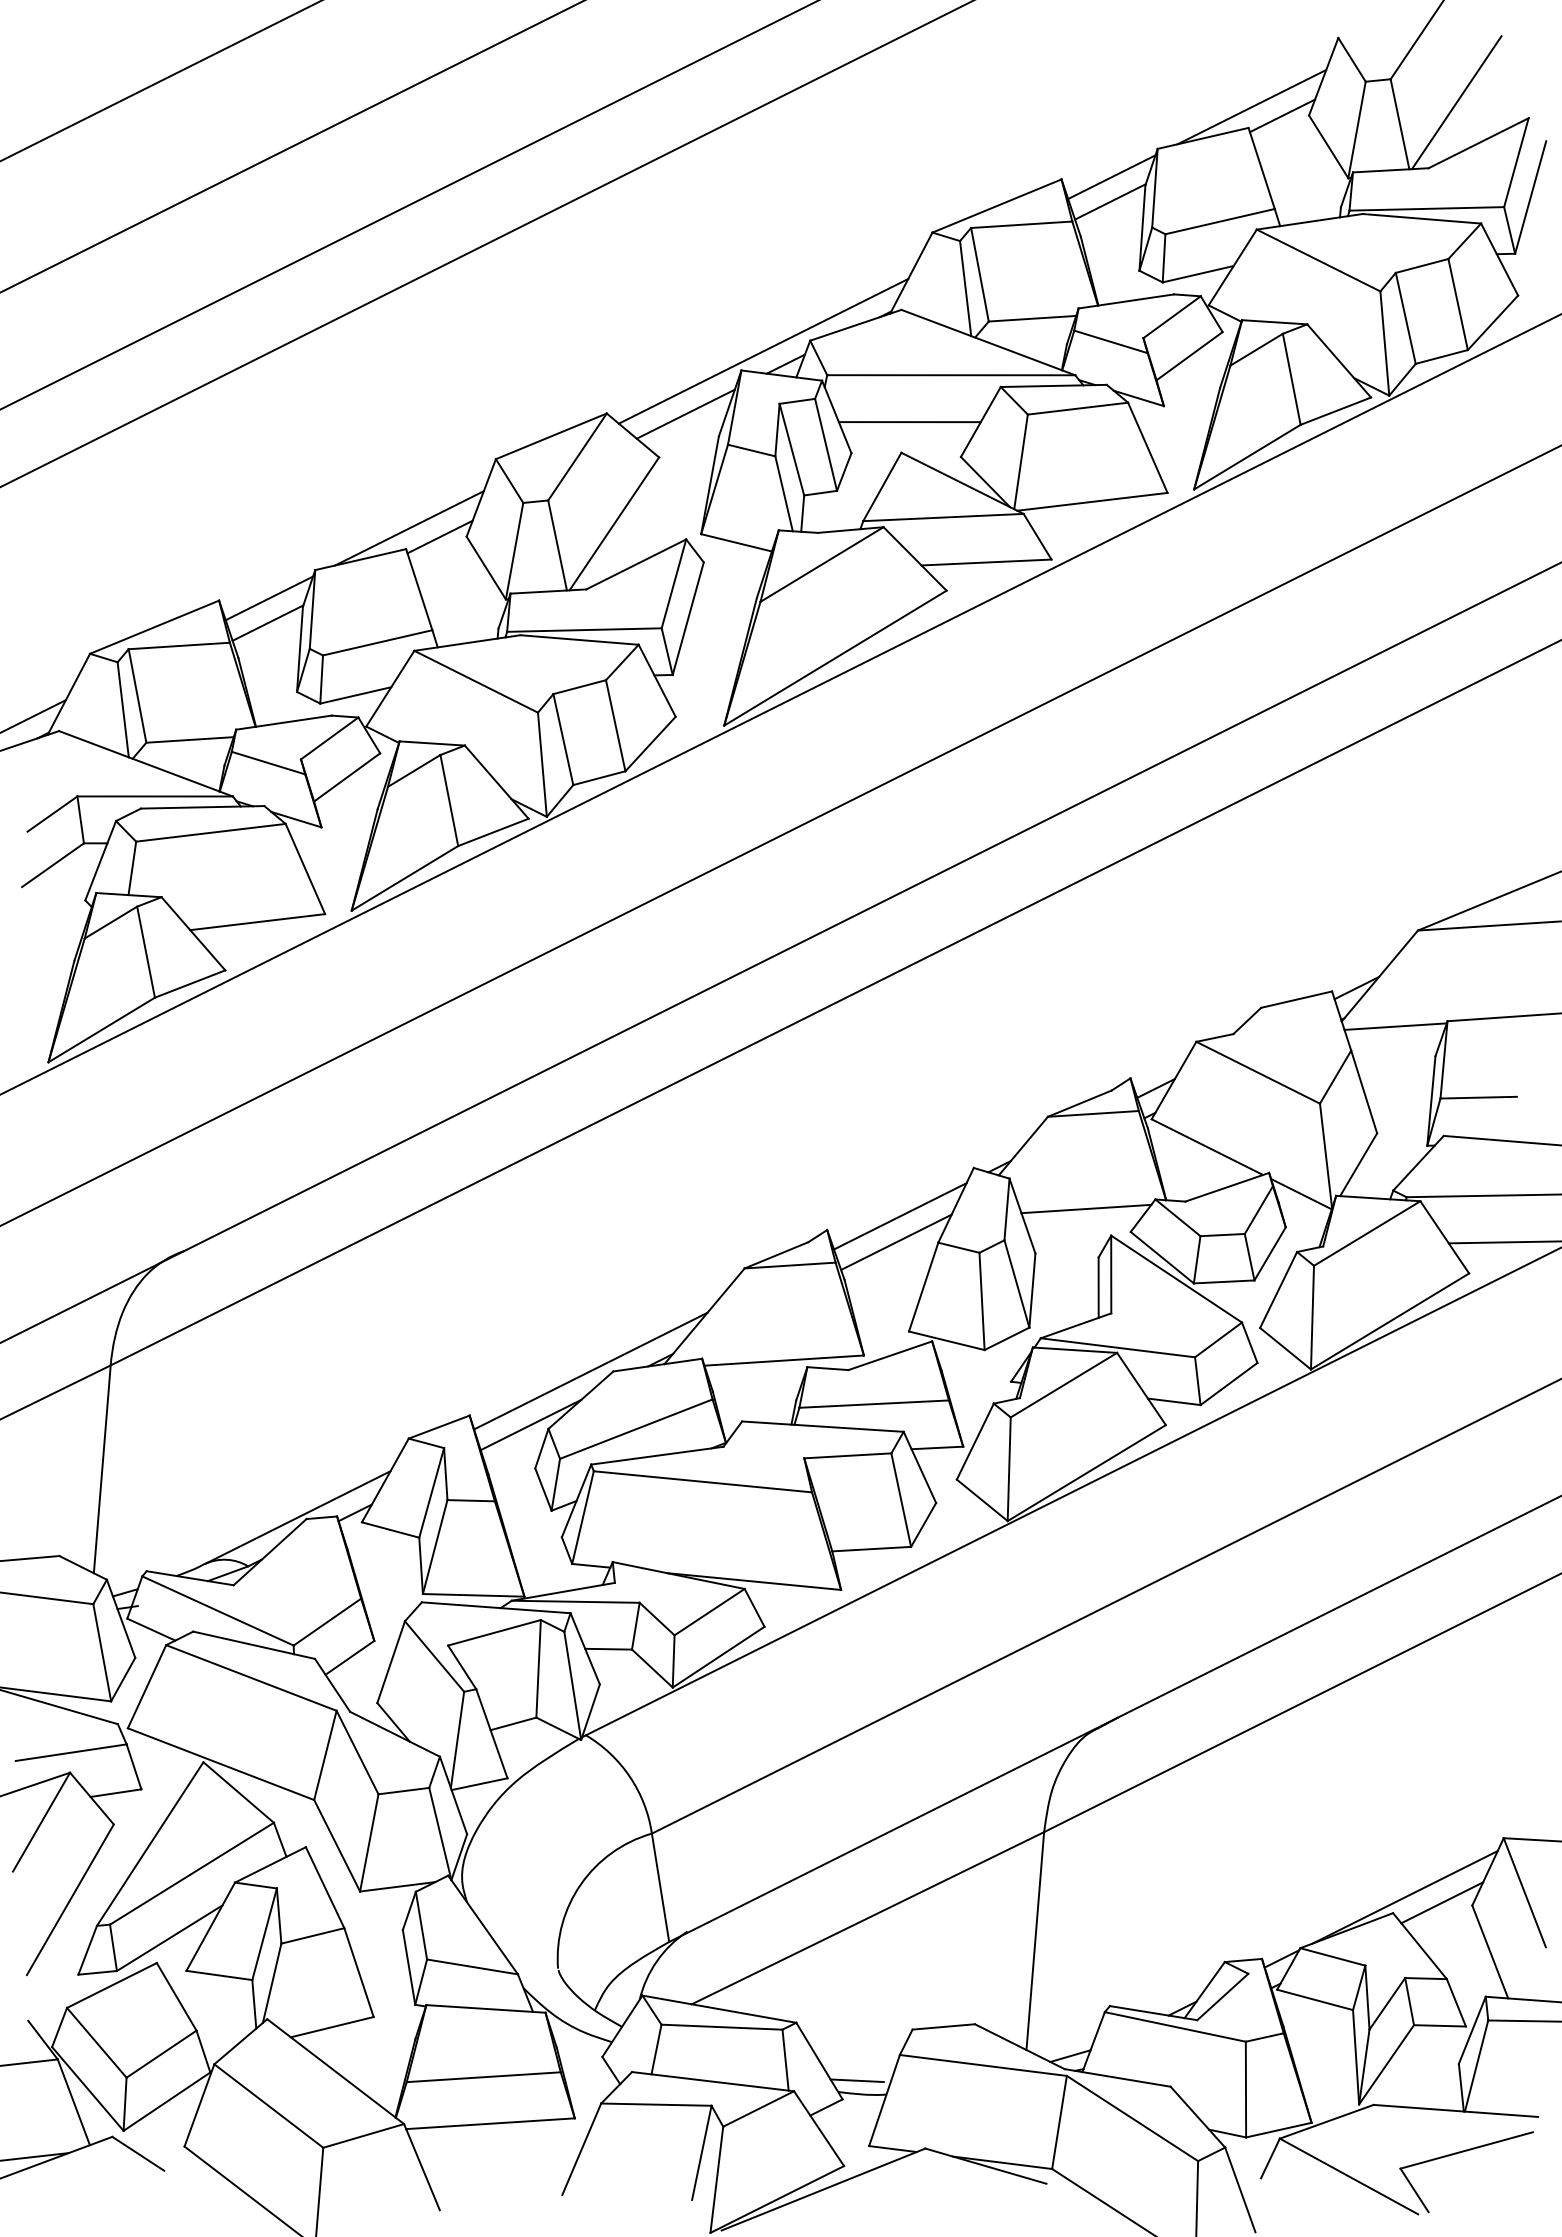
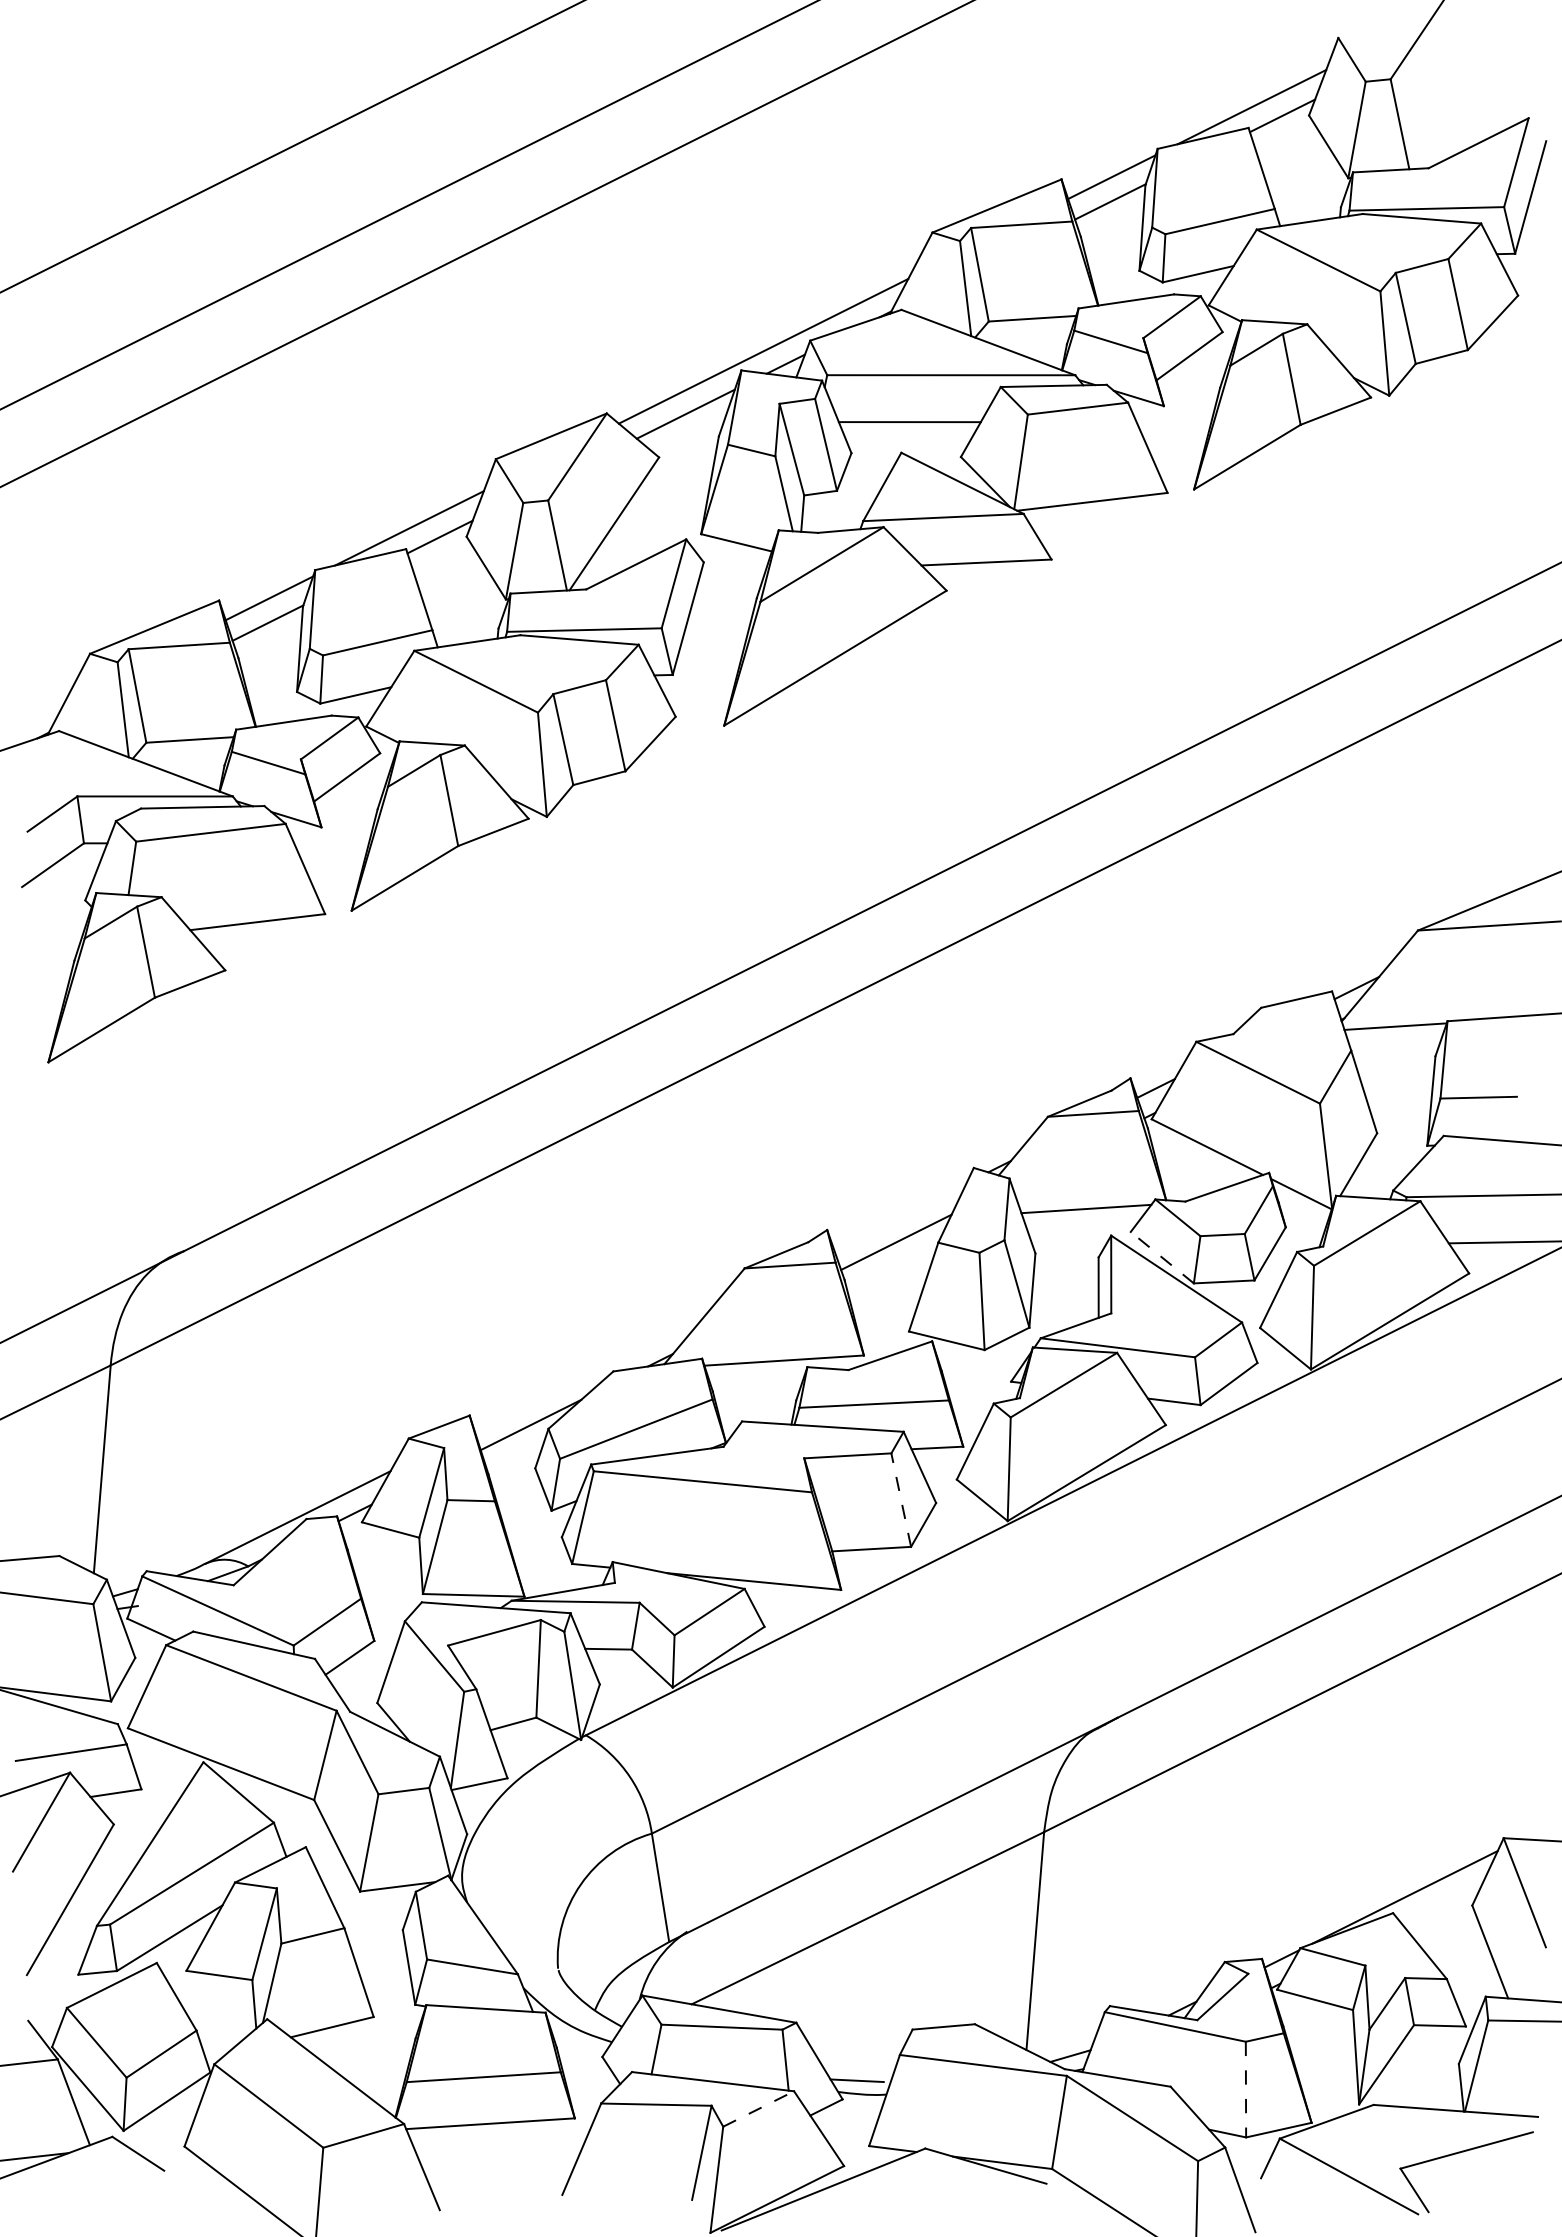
line: present -> none (160, 81)
line: present -> none (1456, 102)
line: present -> none (780, 704)
line: present -> none (33, 716)
line: present -> none (780, 835)
line: present -> none (899, 1216)
line: solid -> dashed (1162, 1257)
line: present -> none (590, 1370)
line: solid -> dashed (901, 1500)
line: present -> none (1442, 1902)
line: solid -> dashed (1245, 2089)
line: solid -> dashed (758, 2109)
